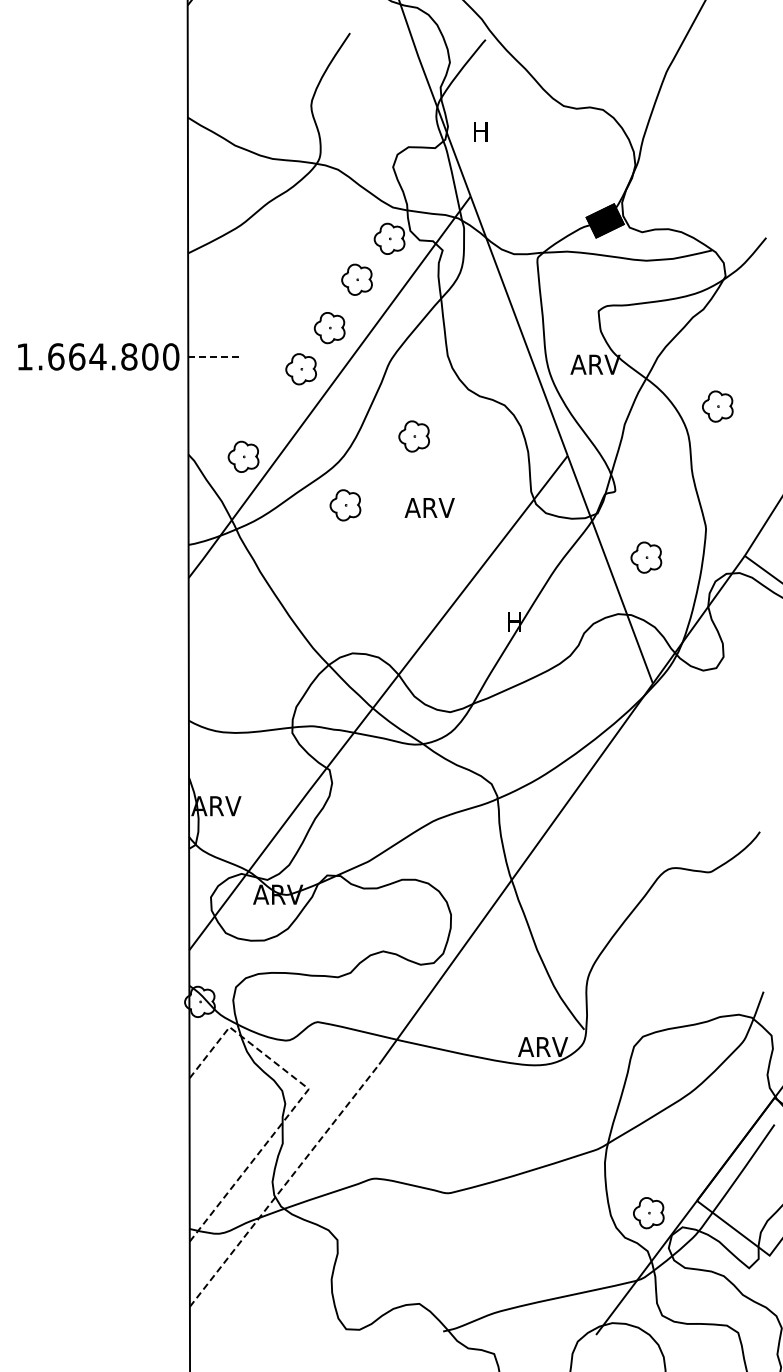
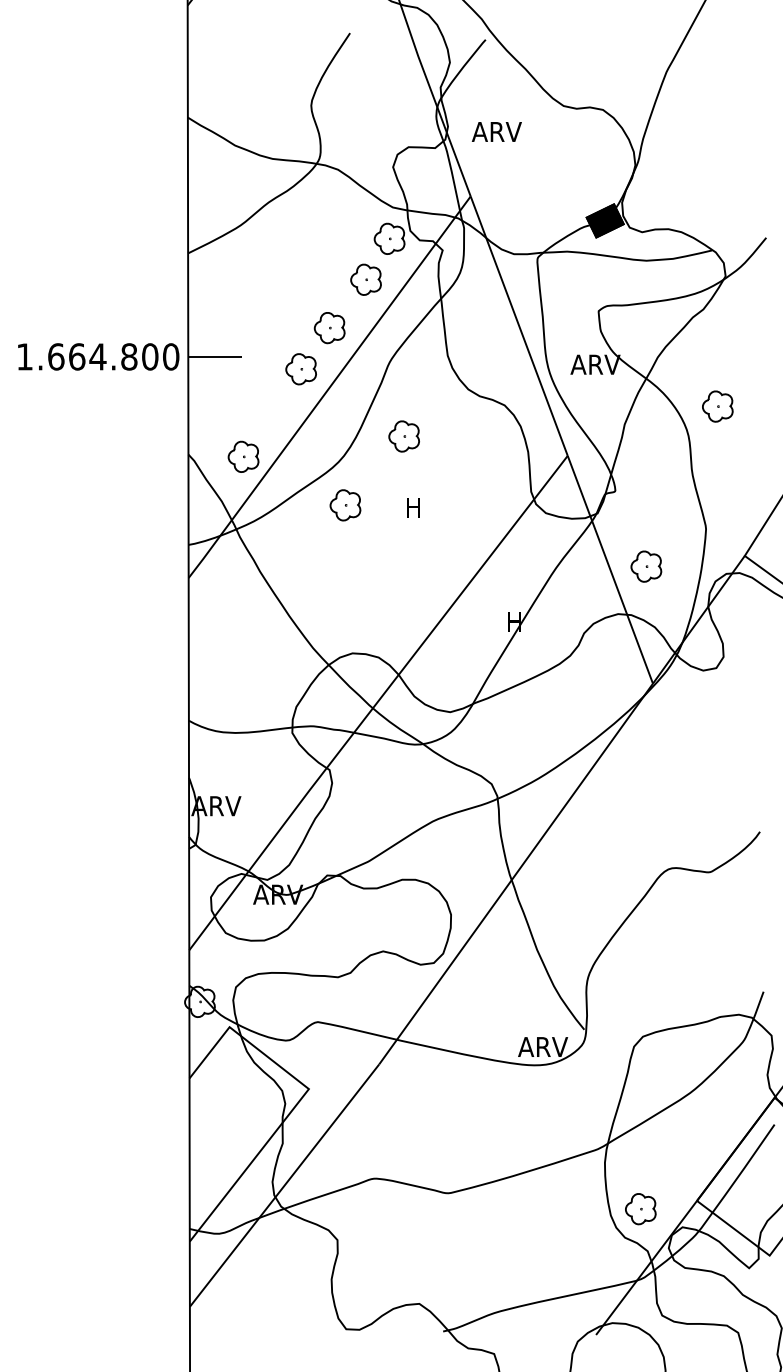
text: H -> ARV (496, 131)
part position: (356, 279) -> (365, 279) (365, 279)
line: dashed -> solid (214, 356)
part position: (413, 436) -> (403, 436) (403, 436)
text: ARV -> H (429, 507)
part position: (646, 557) -> (646, 566) (646, 566)
line: dashed -> solid (301, 1098)
line: dashed -> solid (284, 1185)
part position: (648, 1213) -> (640, 1209) (640, 1209)
